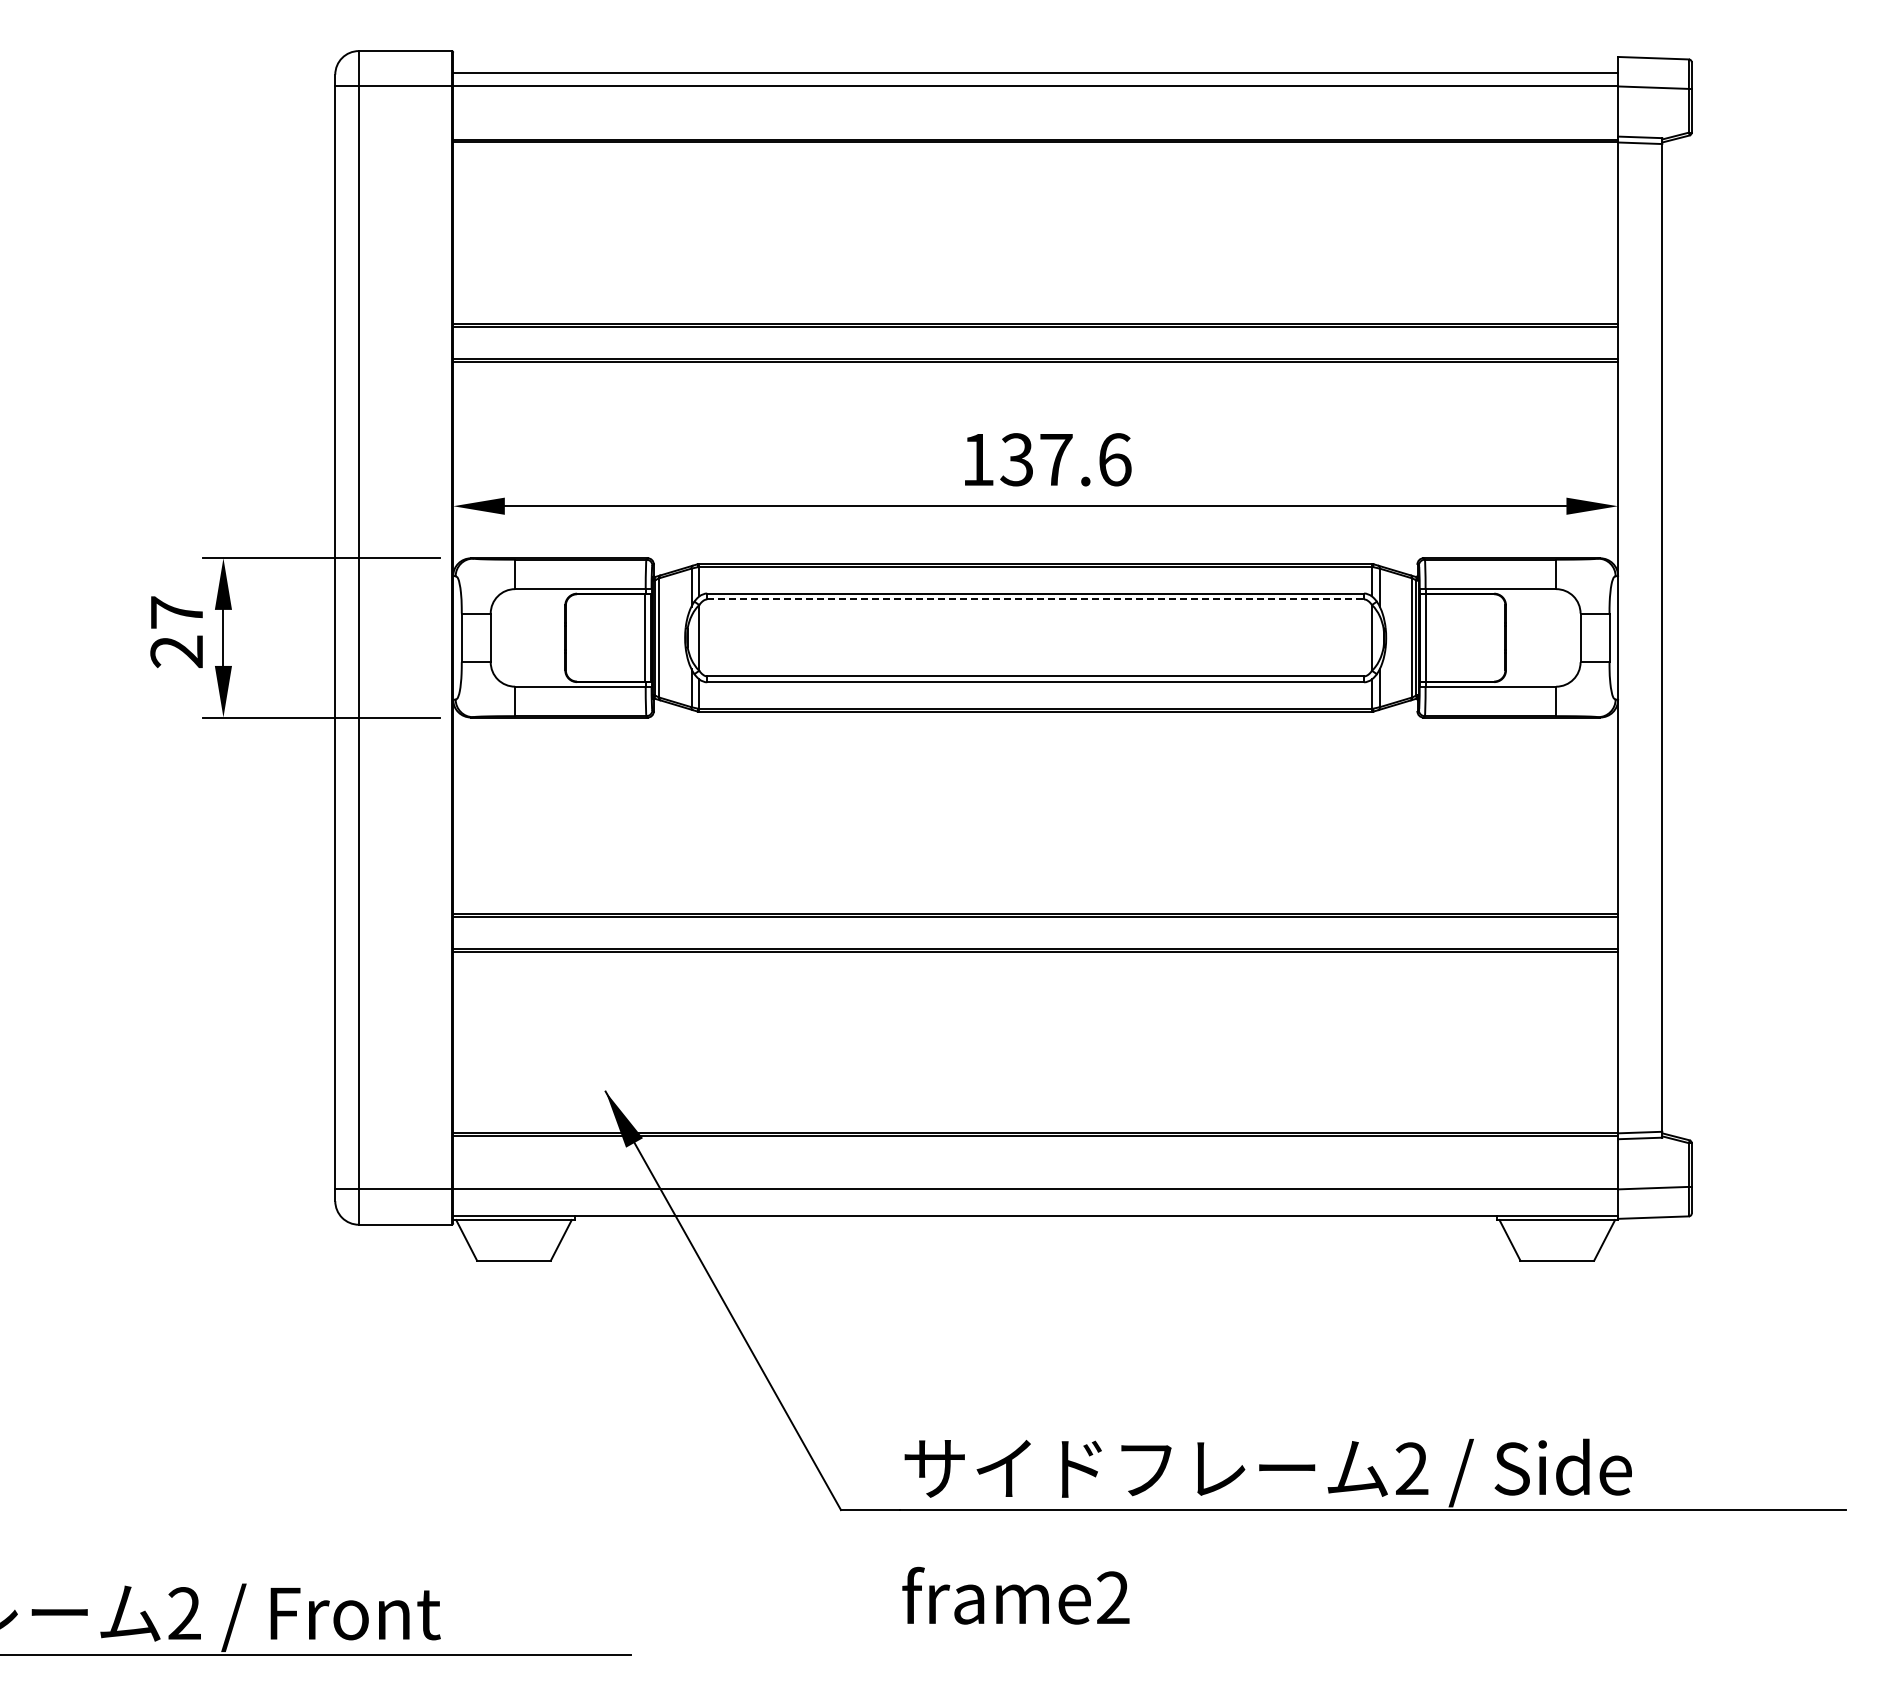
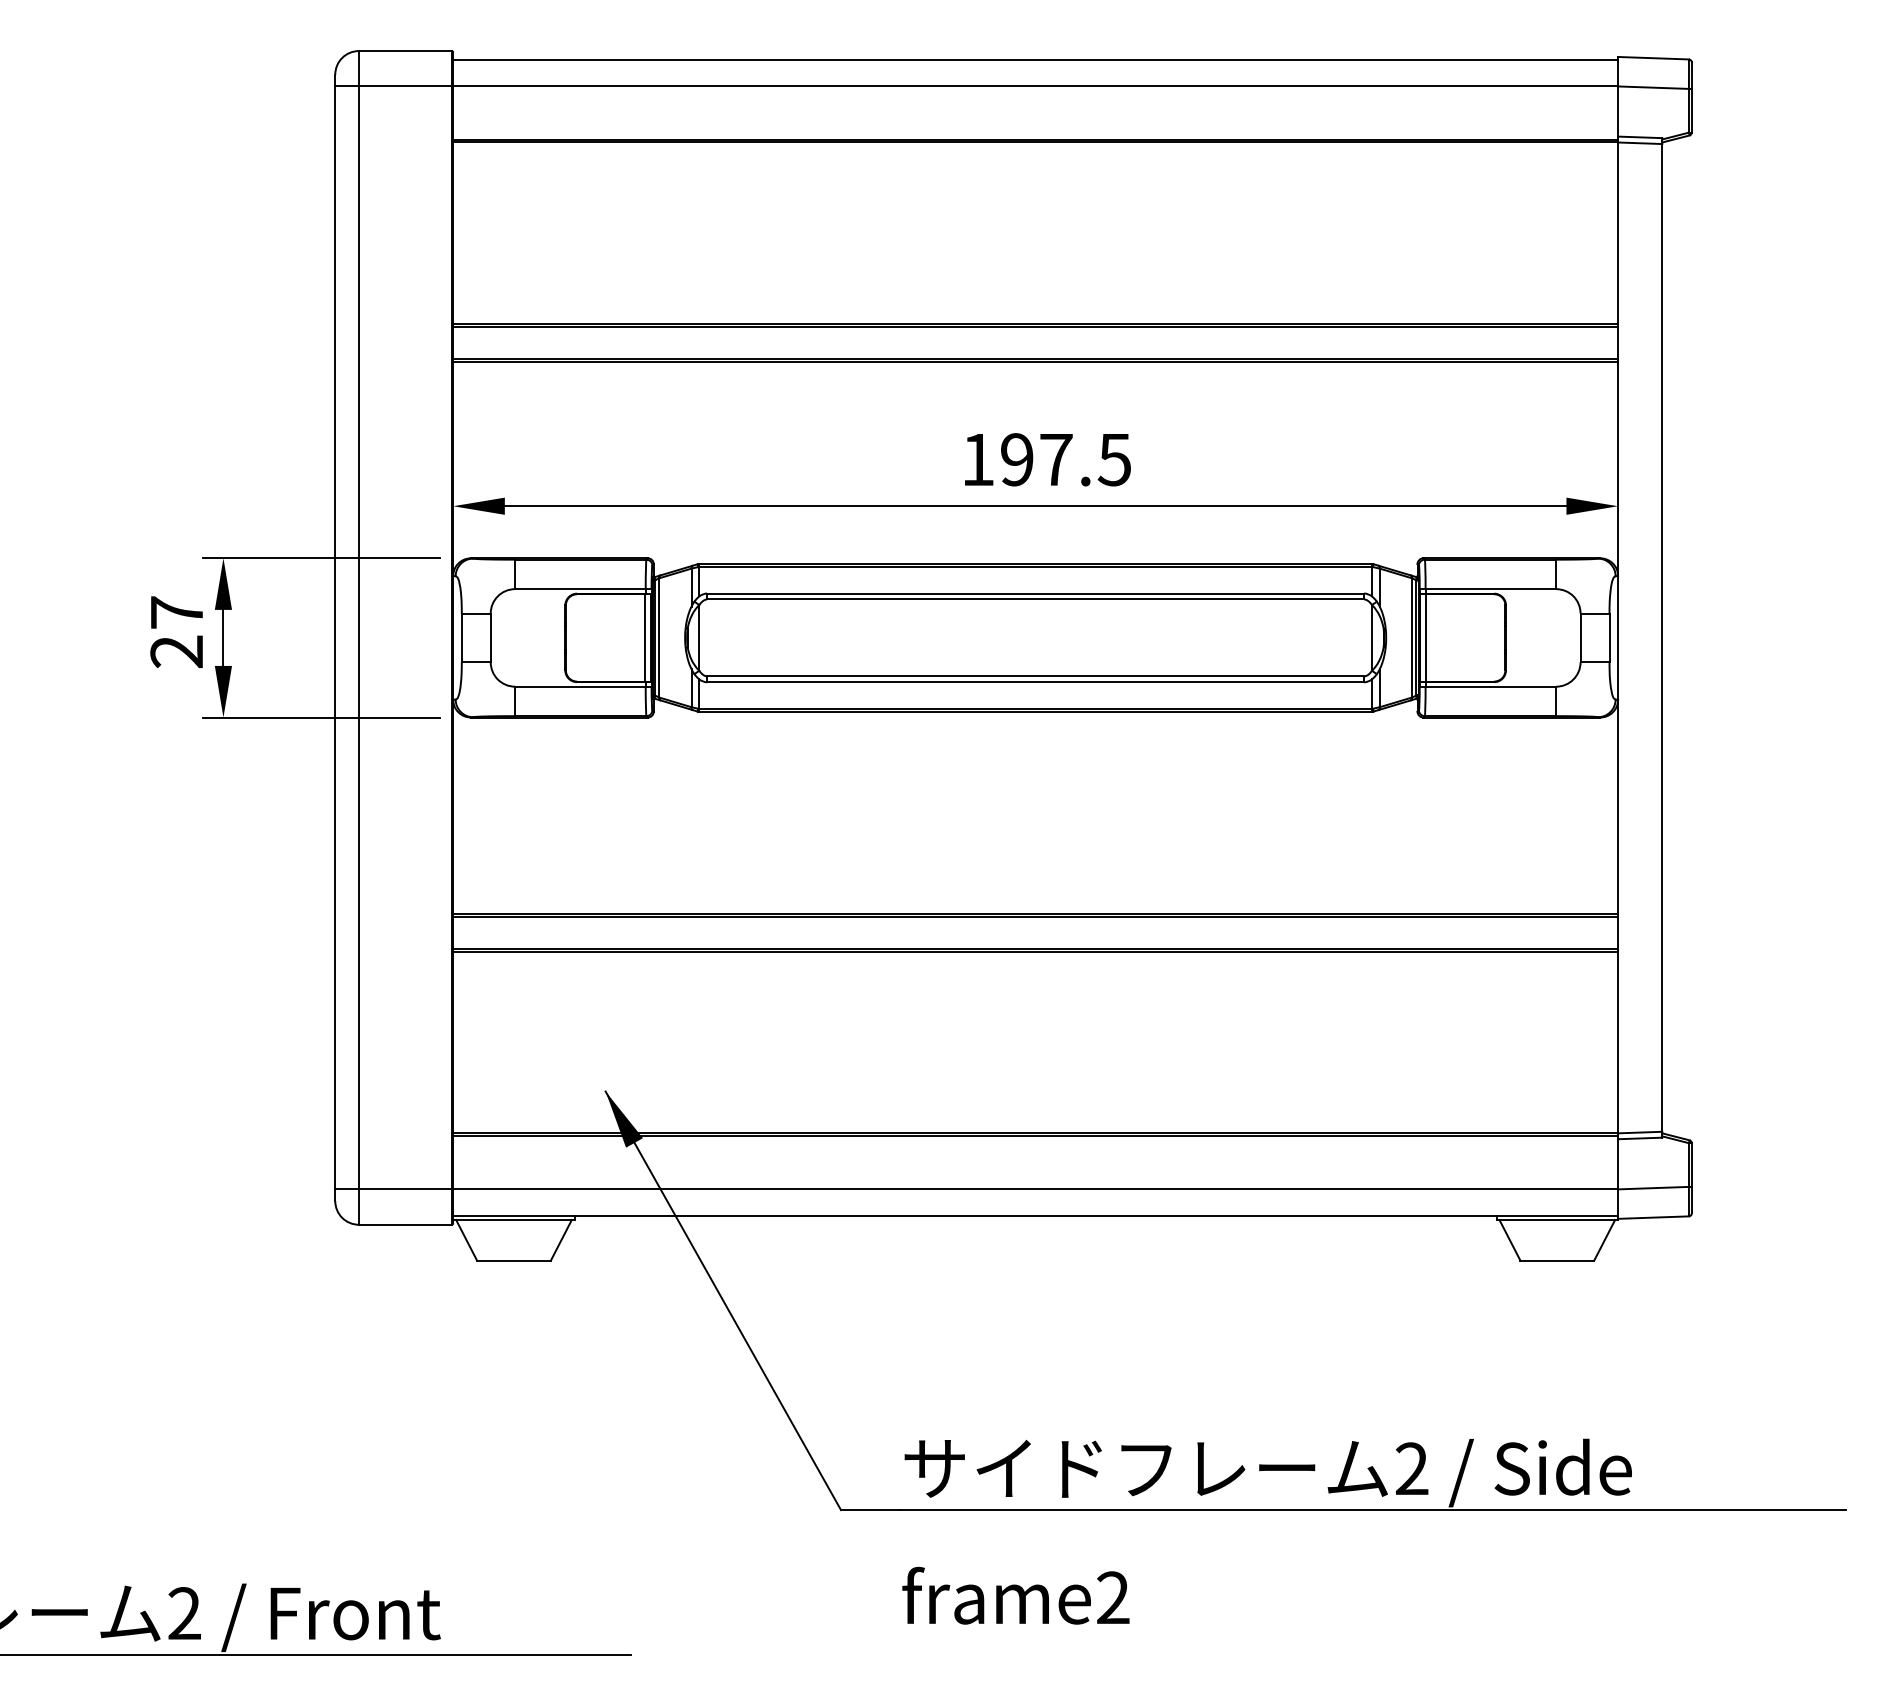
line position: (1035, 72) -> (1035, 59) (1035, 59)
text: 137.6 -> 197.5 (1065, 459)
line: dashed -> solid (1036, 599)
